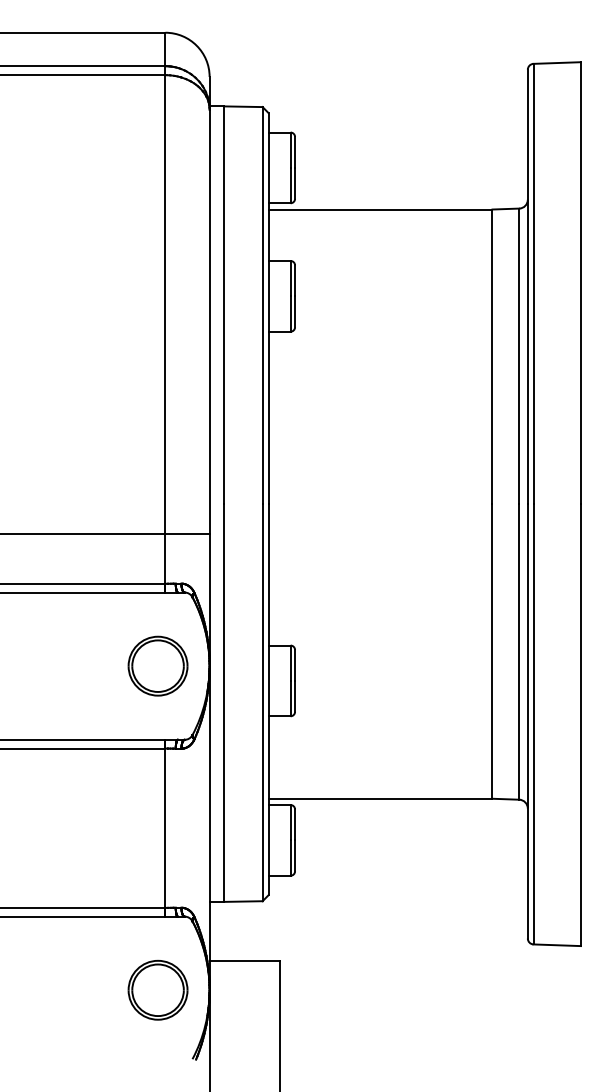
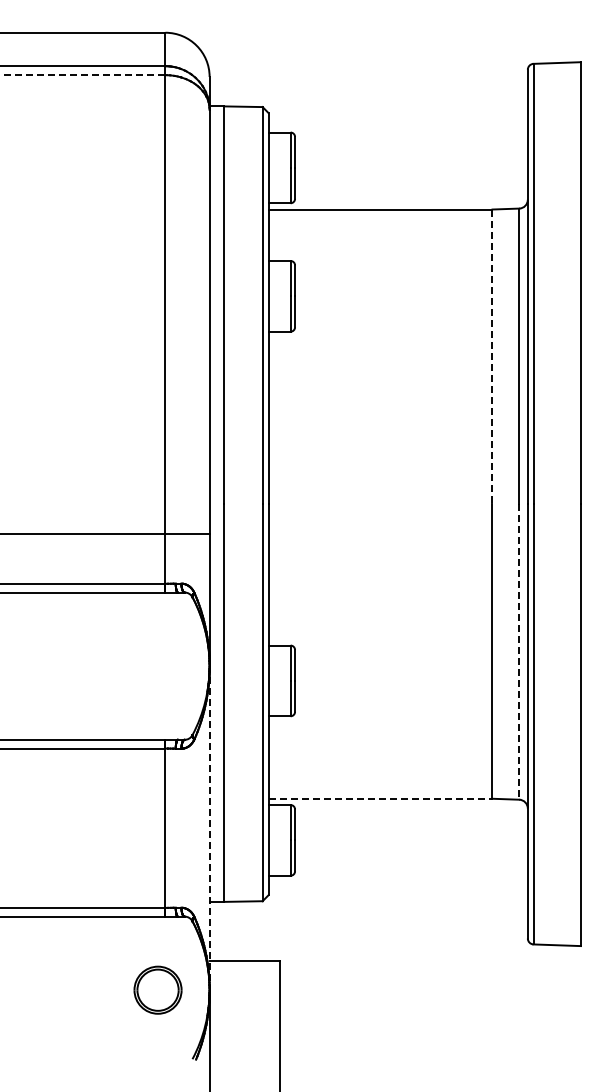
line: solid -> dashed (82, 75)
line: solid -> dashed (492, 357)
line: solid -> dashed (519, 651)
part: present -> none (157, 665)
line: solid -> dashed (380, 798)
line: solid -> dashed (209, 828)
part size: 62x62 px -> 50x50 px (157, 989)
